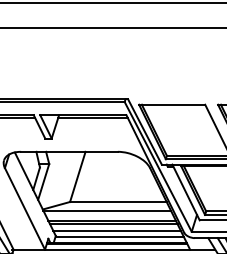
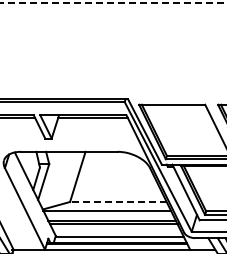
line: solid -> dashed (113, 2)
line: present -> none (112, 27)
line: solid -> dashed (117, 201)
line: present -> none (116, 230)
